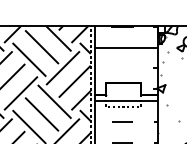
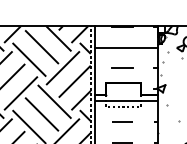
line: none -> present (122, 67)
